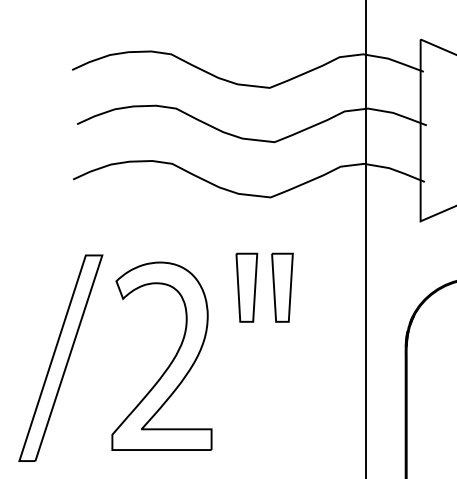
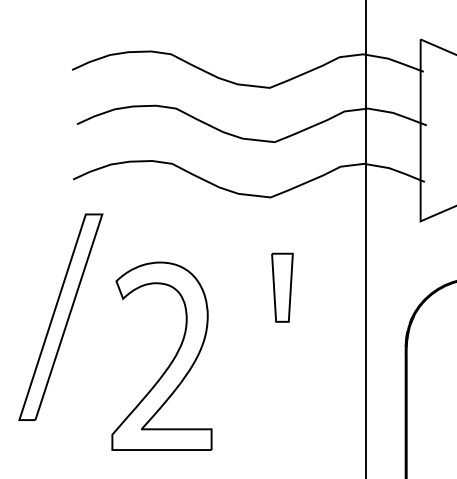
part: present -> none (246, 287)
part position: (60, 357) -> (60, 316) (60, 316)
